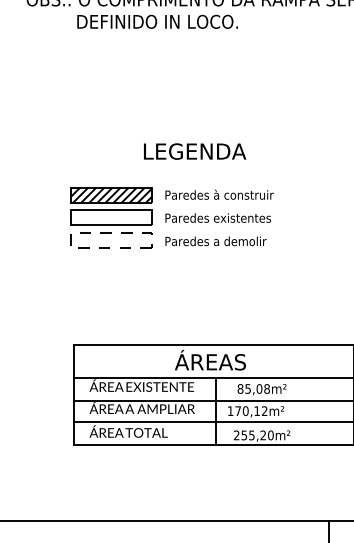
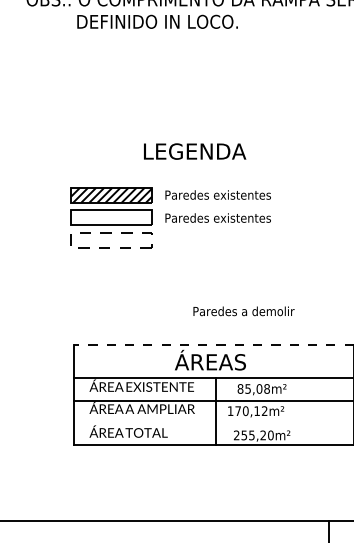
text: Paredes à construir -> Paredes existentes (243, 194)
text position: (215, 241) -> (243, 311) (243, 311)
line: solid -> dashed (213, 344)
line: present -> none (211, 422)
